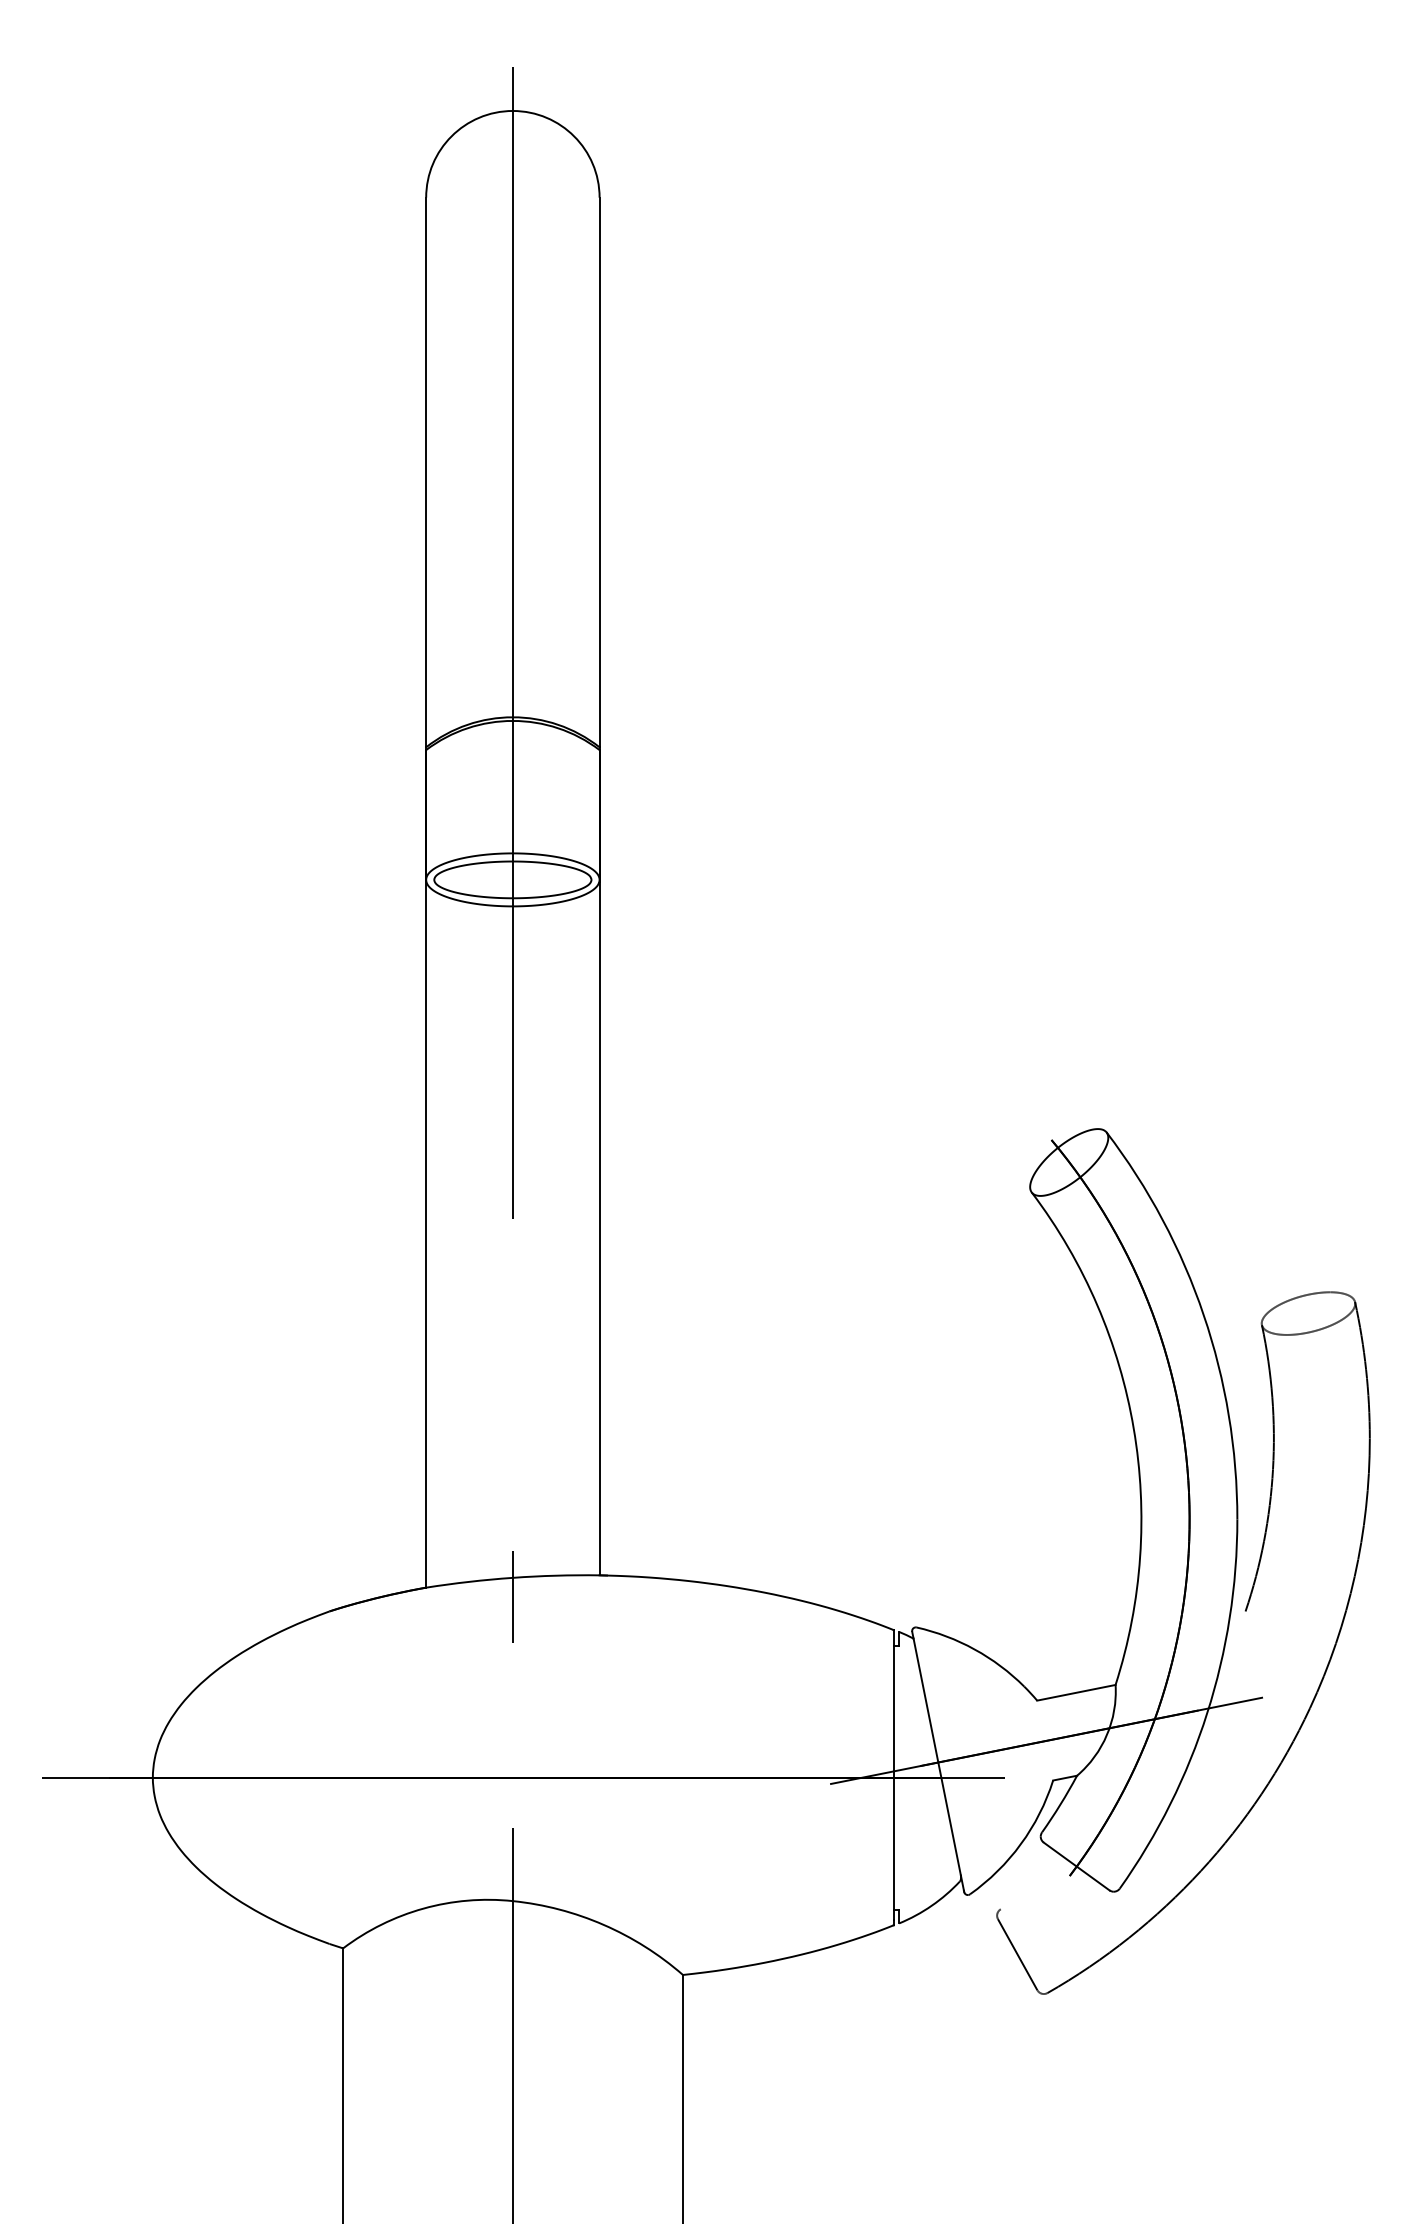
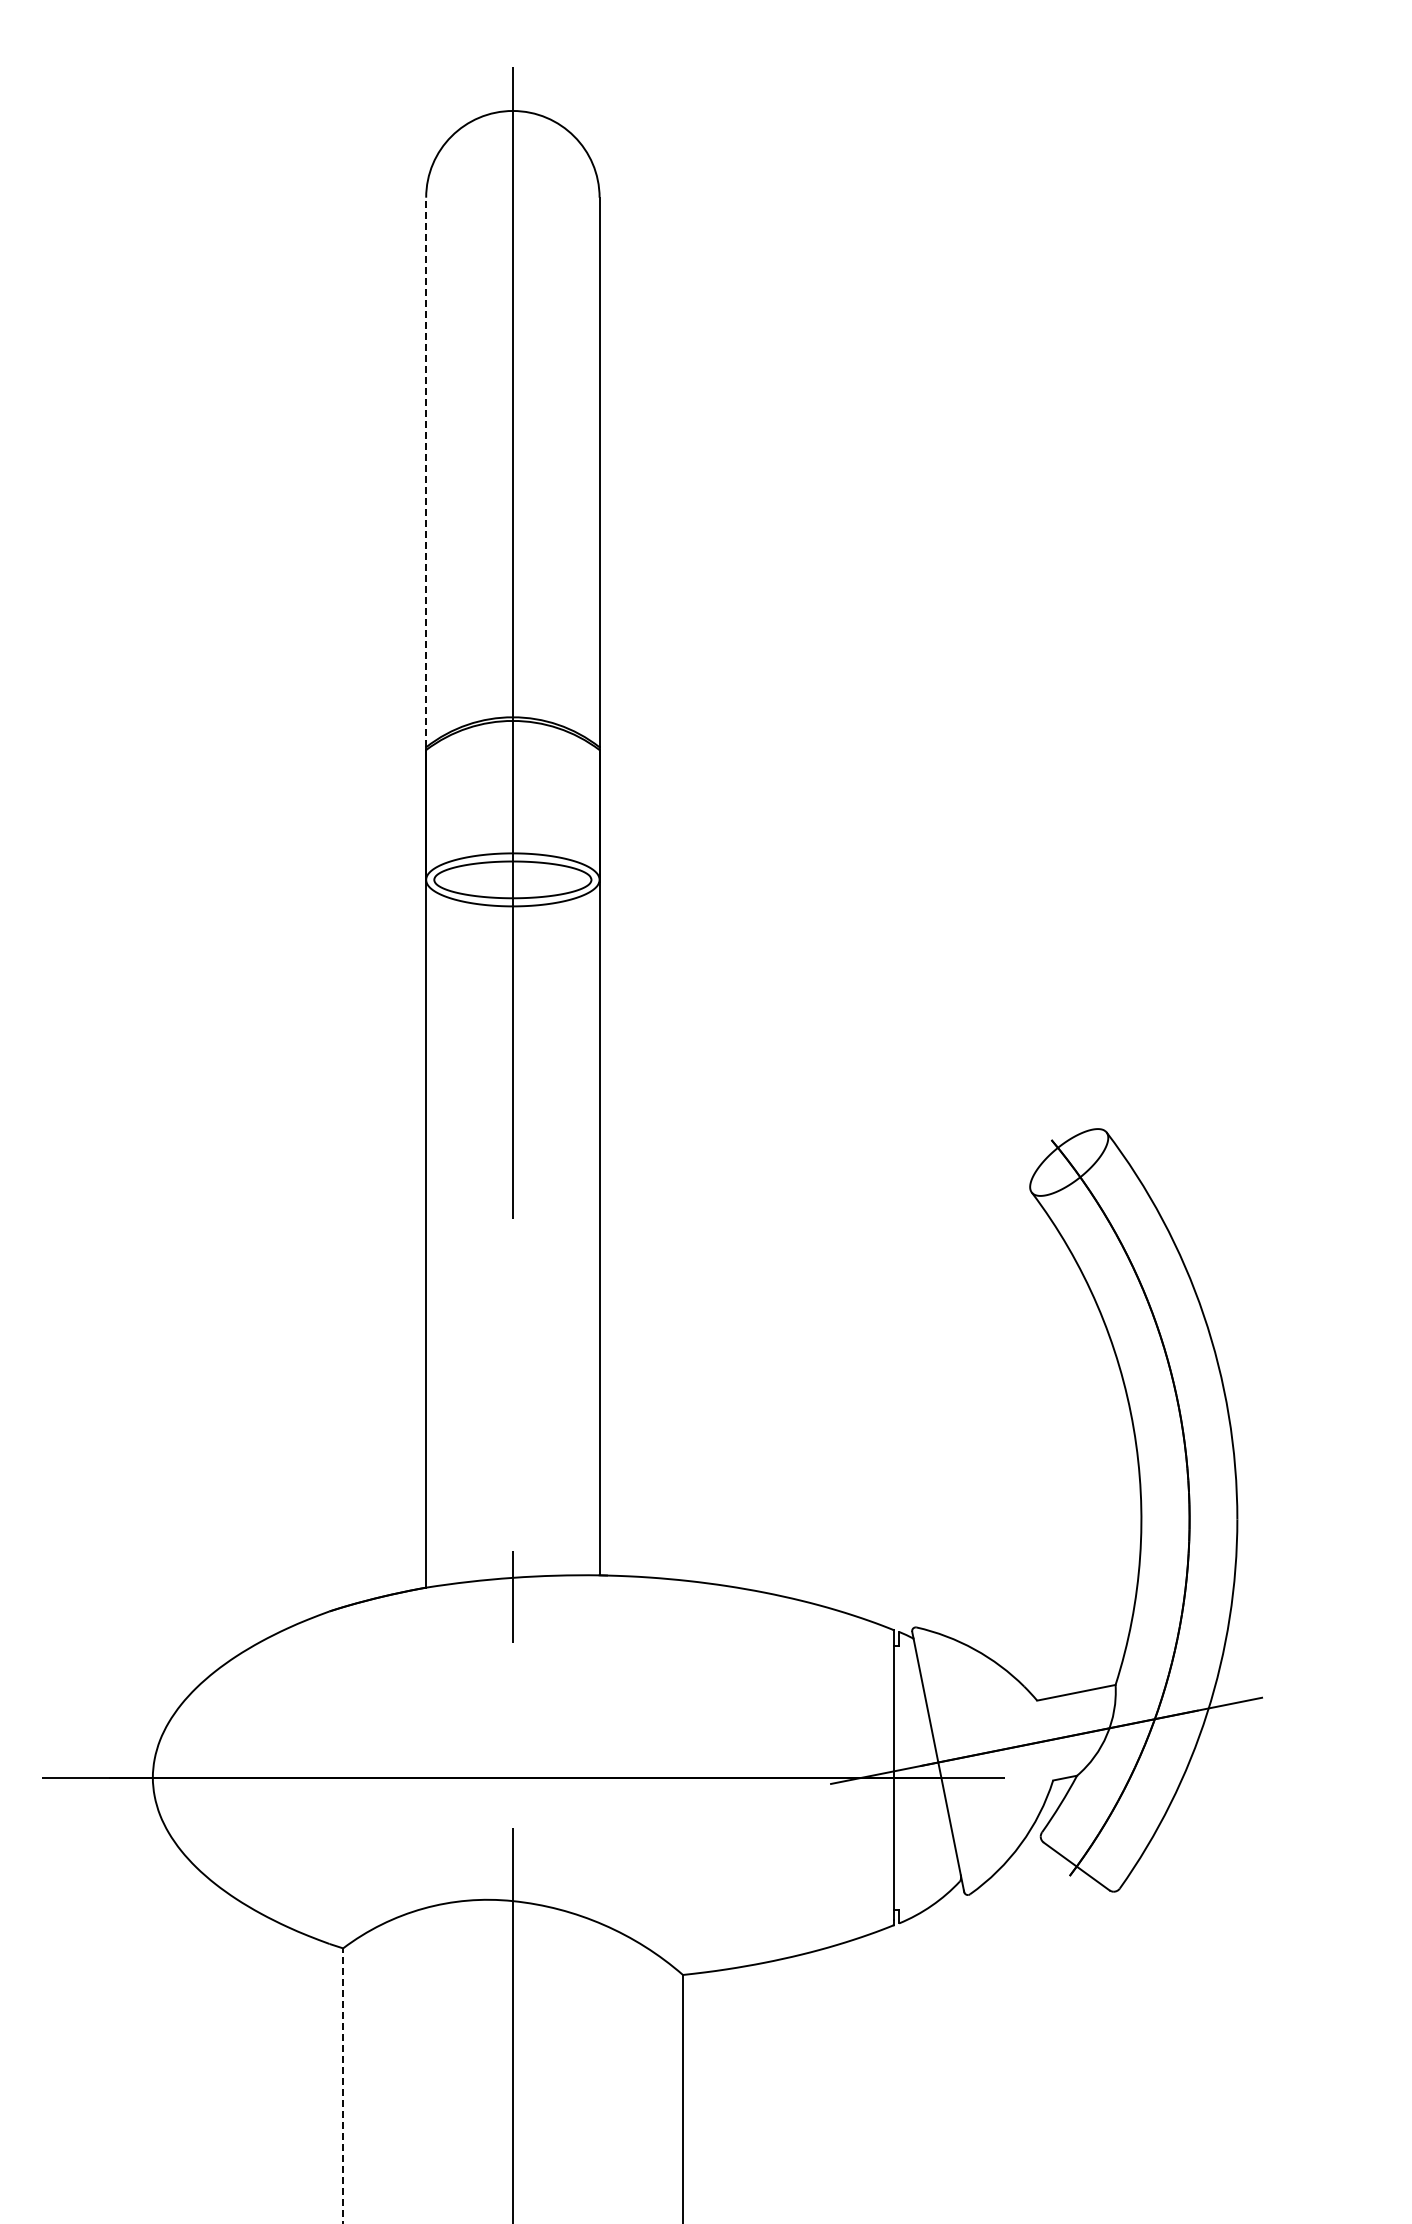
line: solid -> dashed (426, 472)
part: present -> none (1244, 1610)
line: solid -> dashed (343, 2085)
